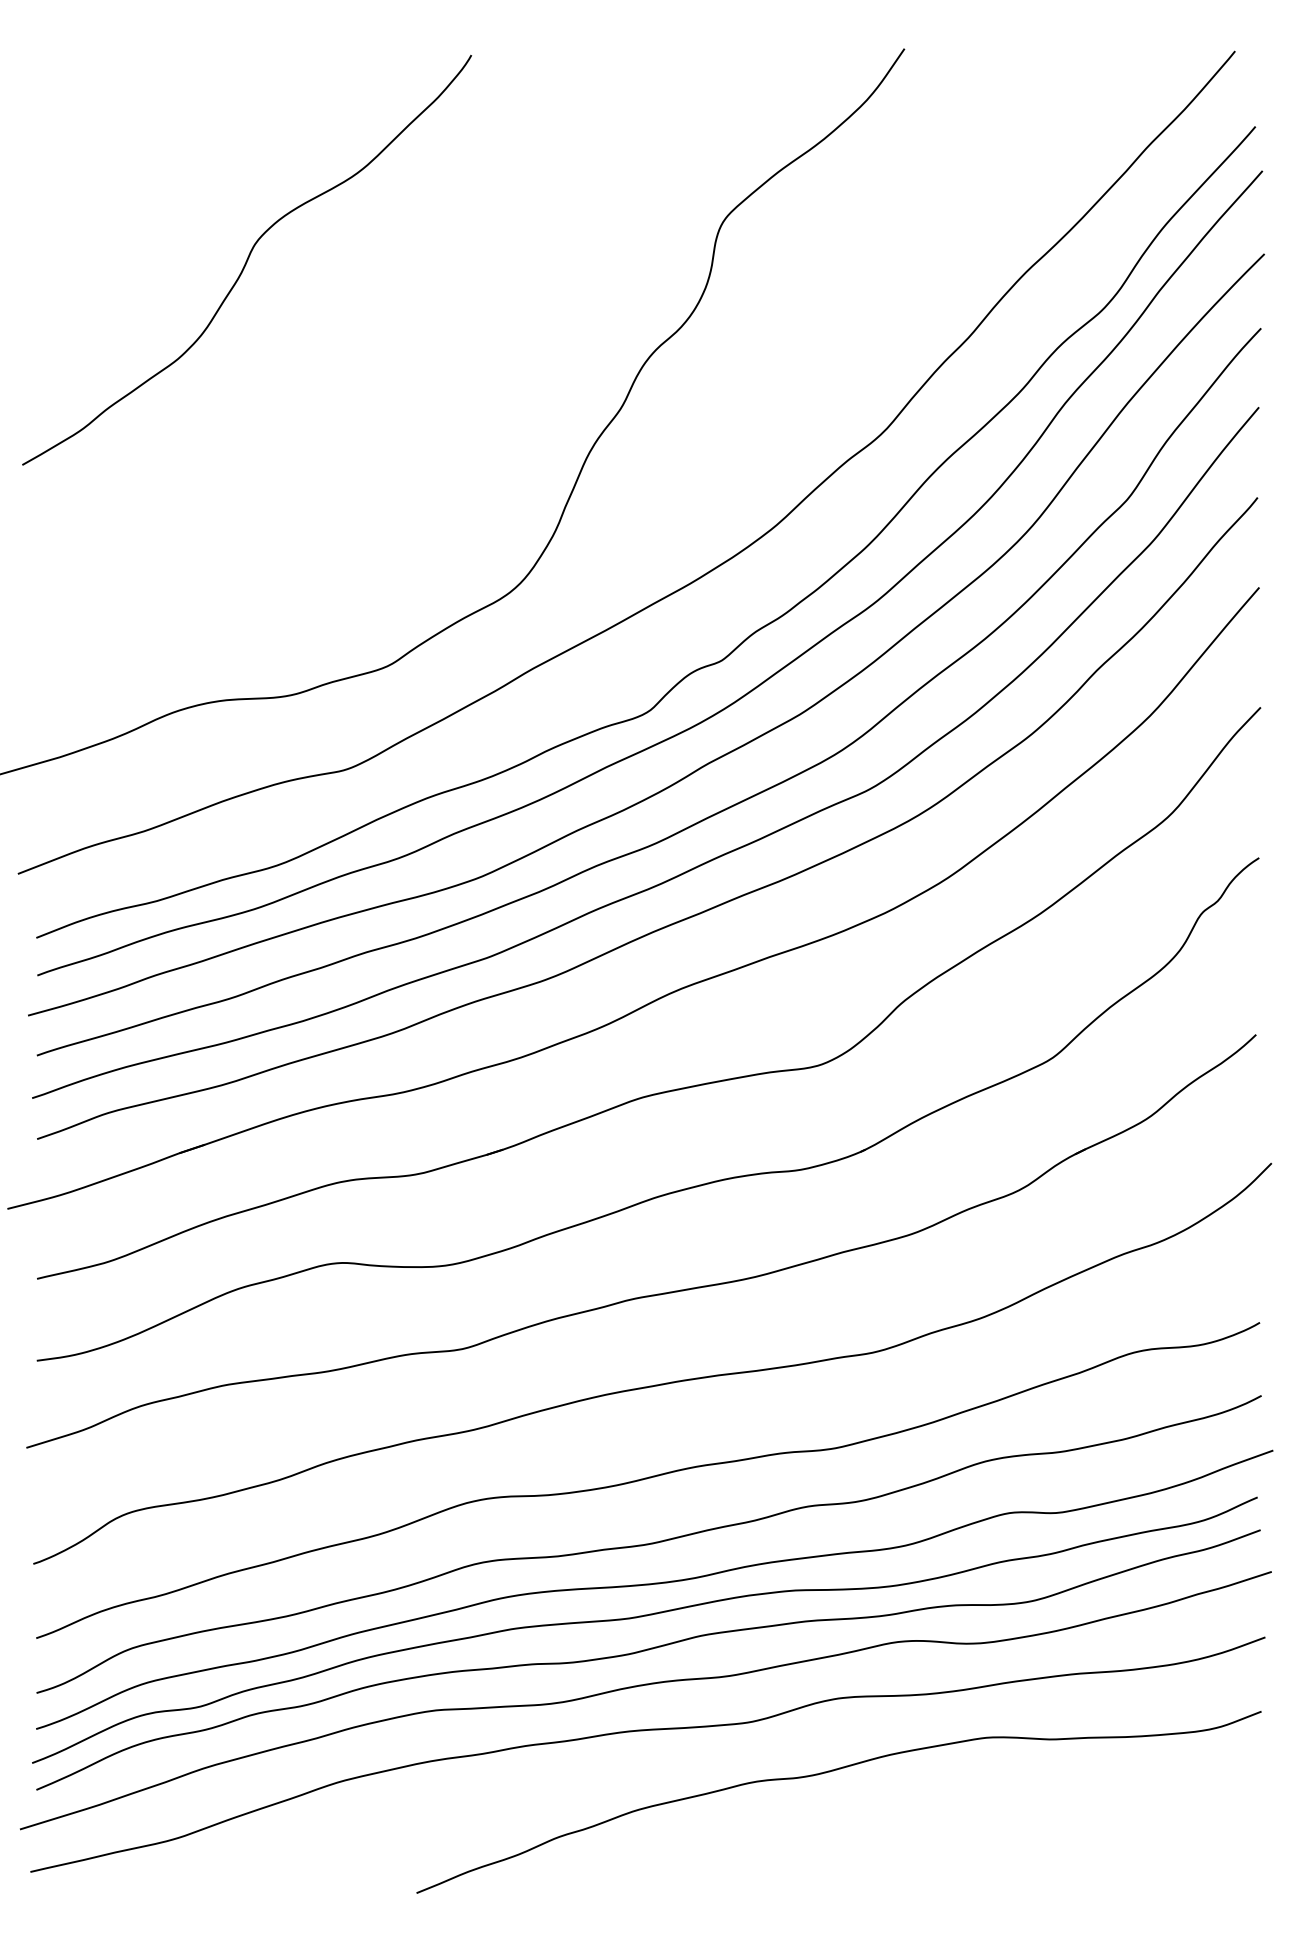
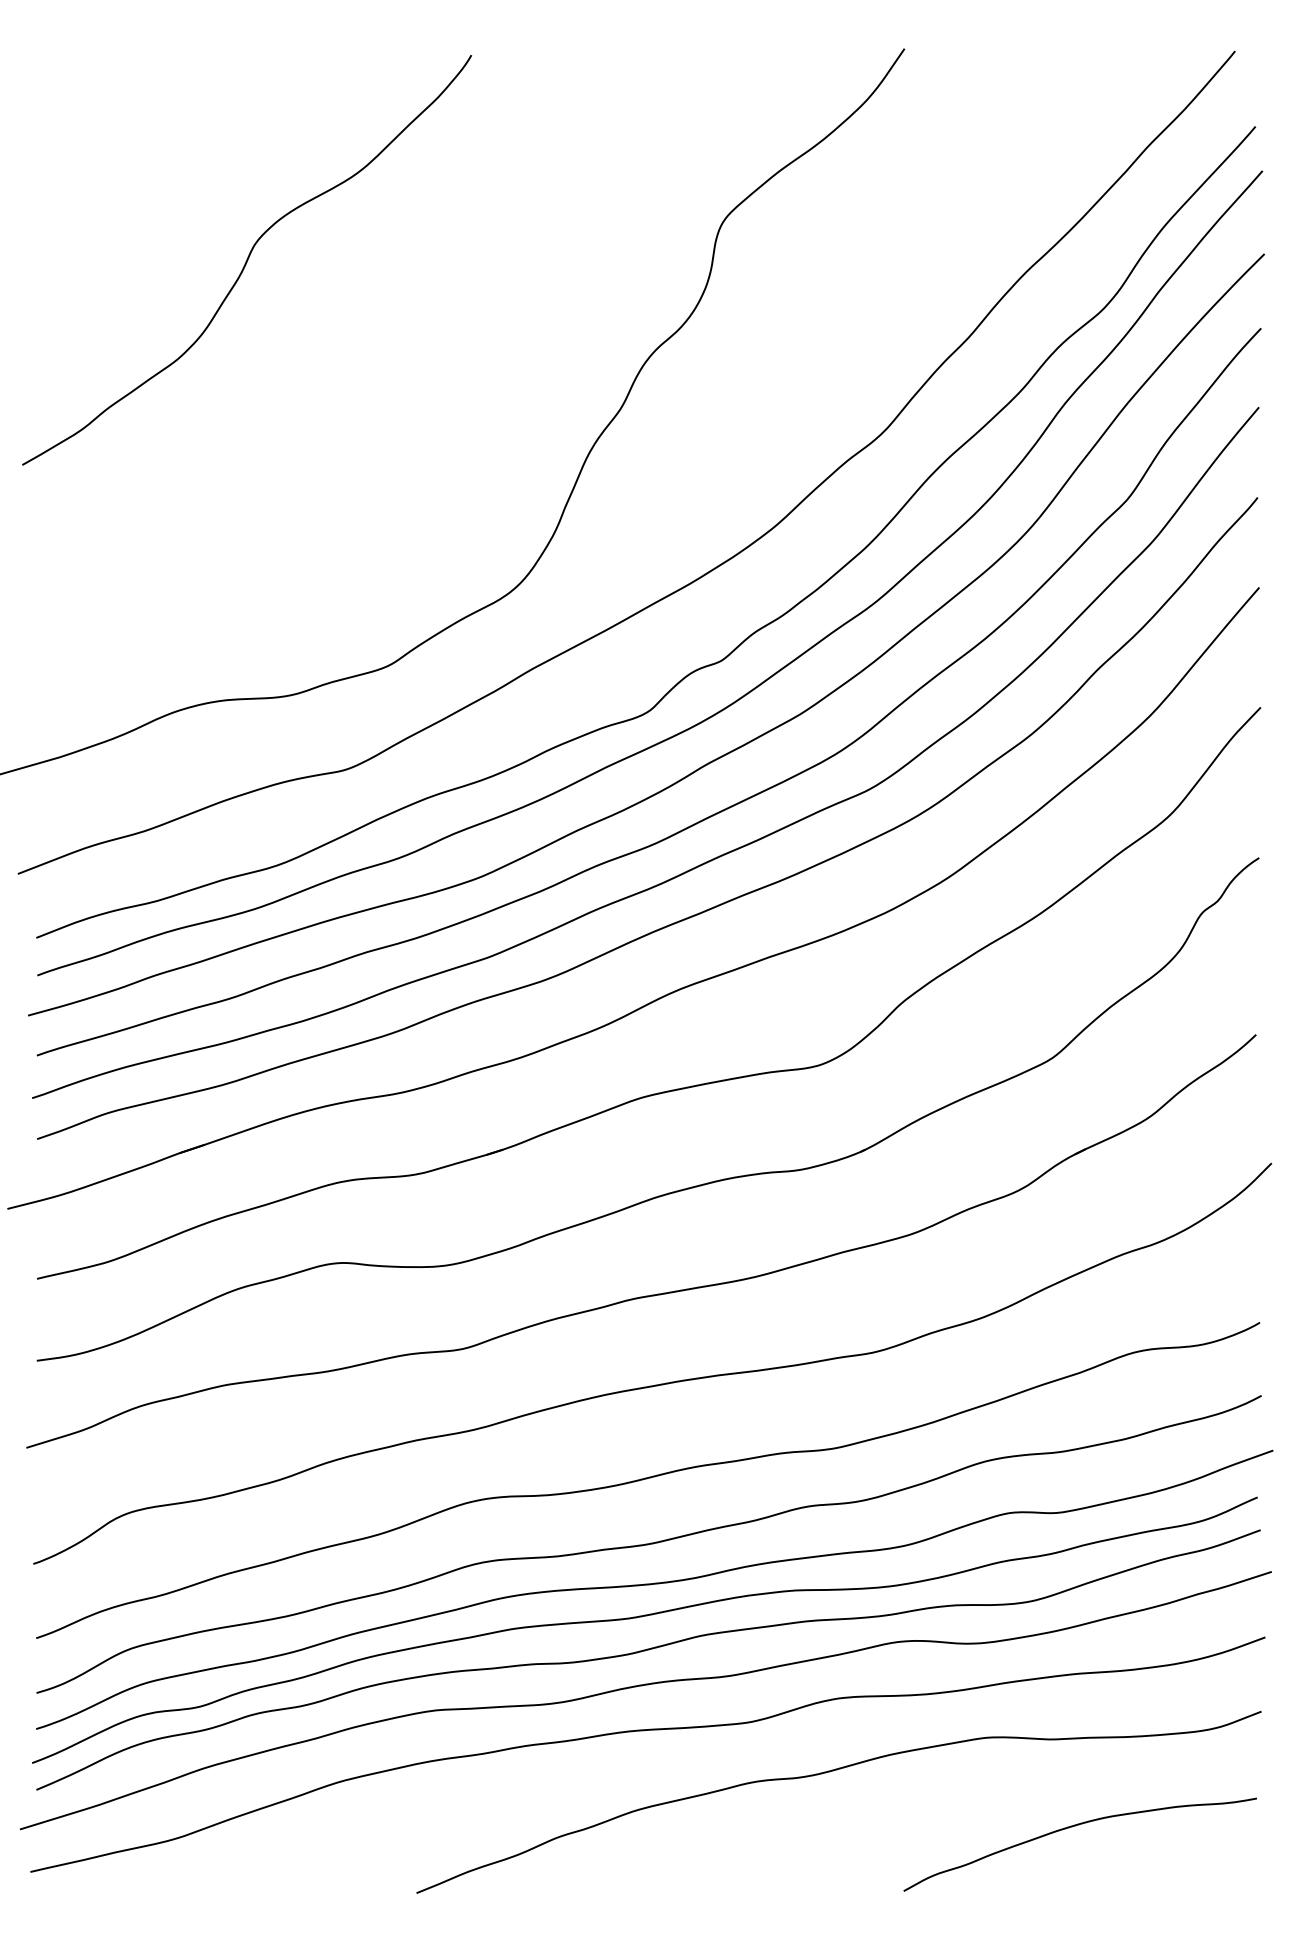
curve: none -> present (1072, 1827)
